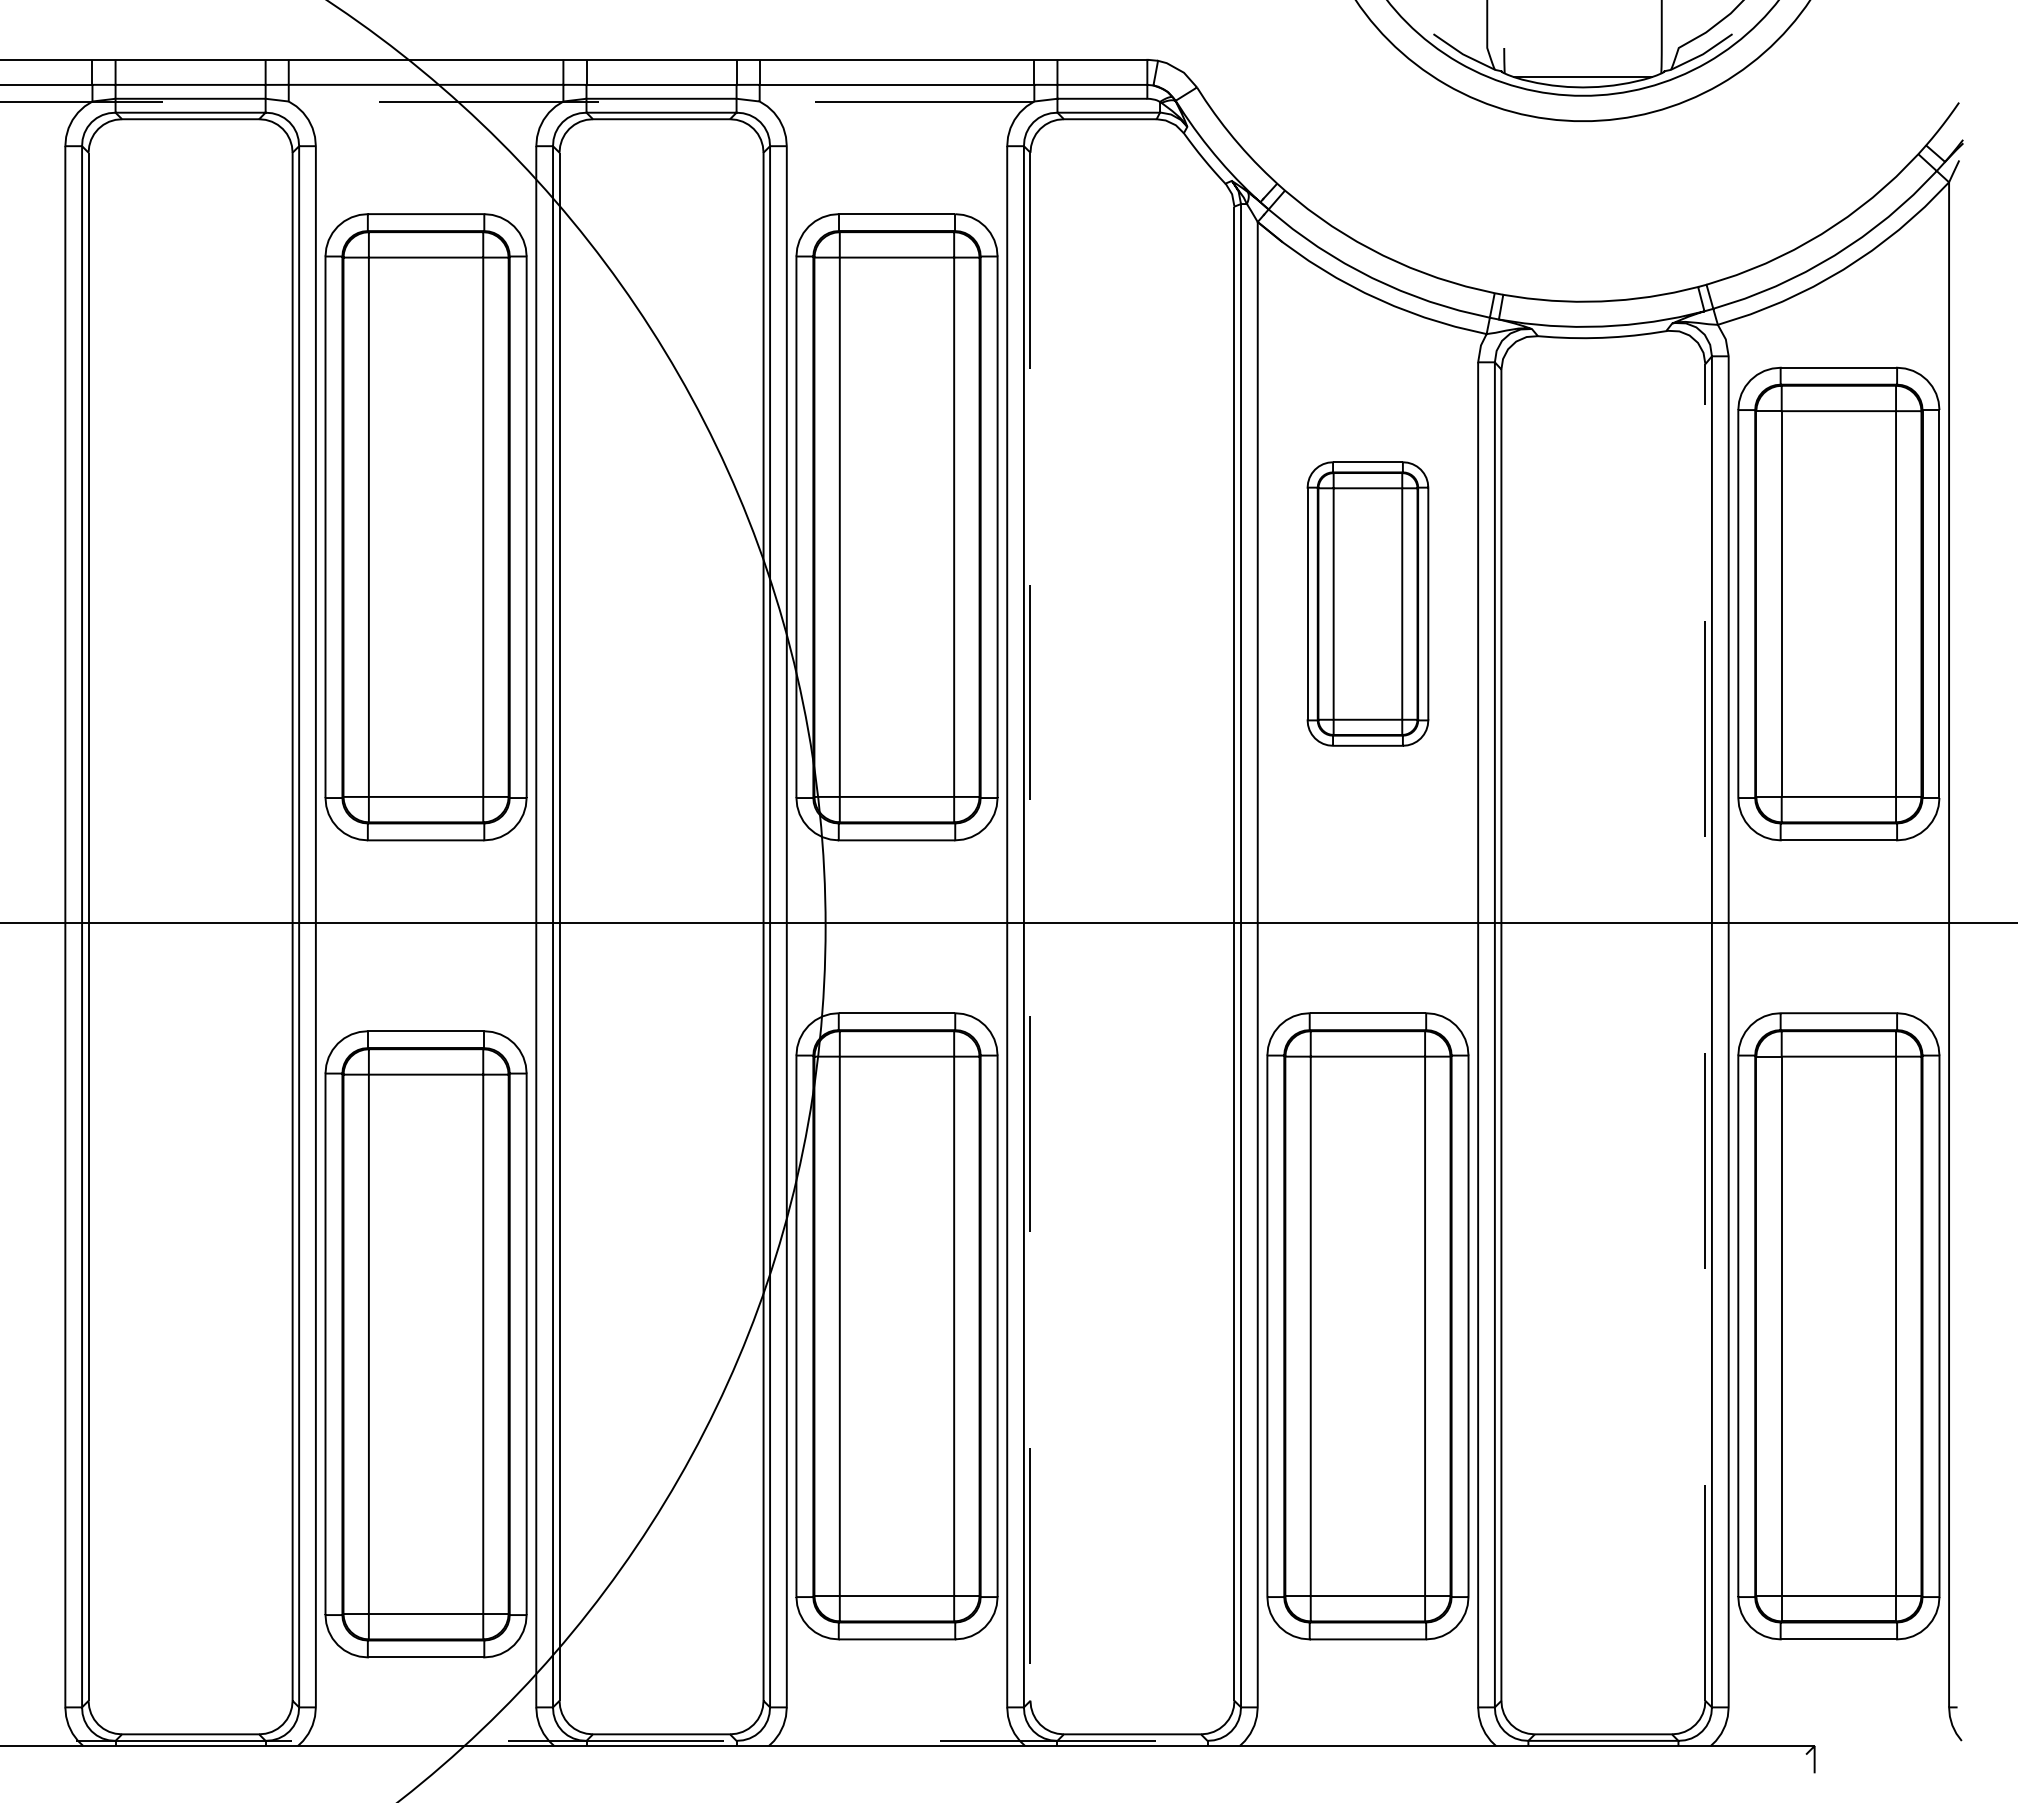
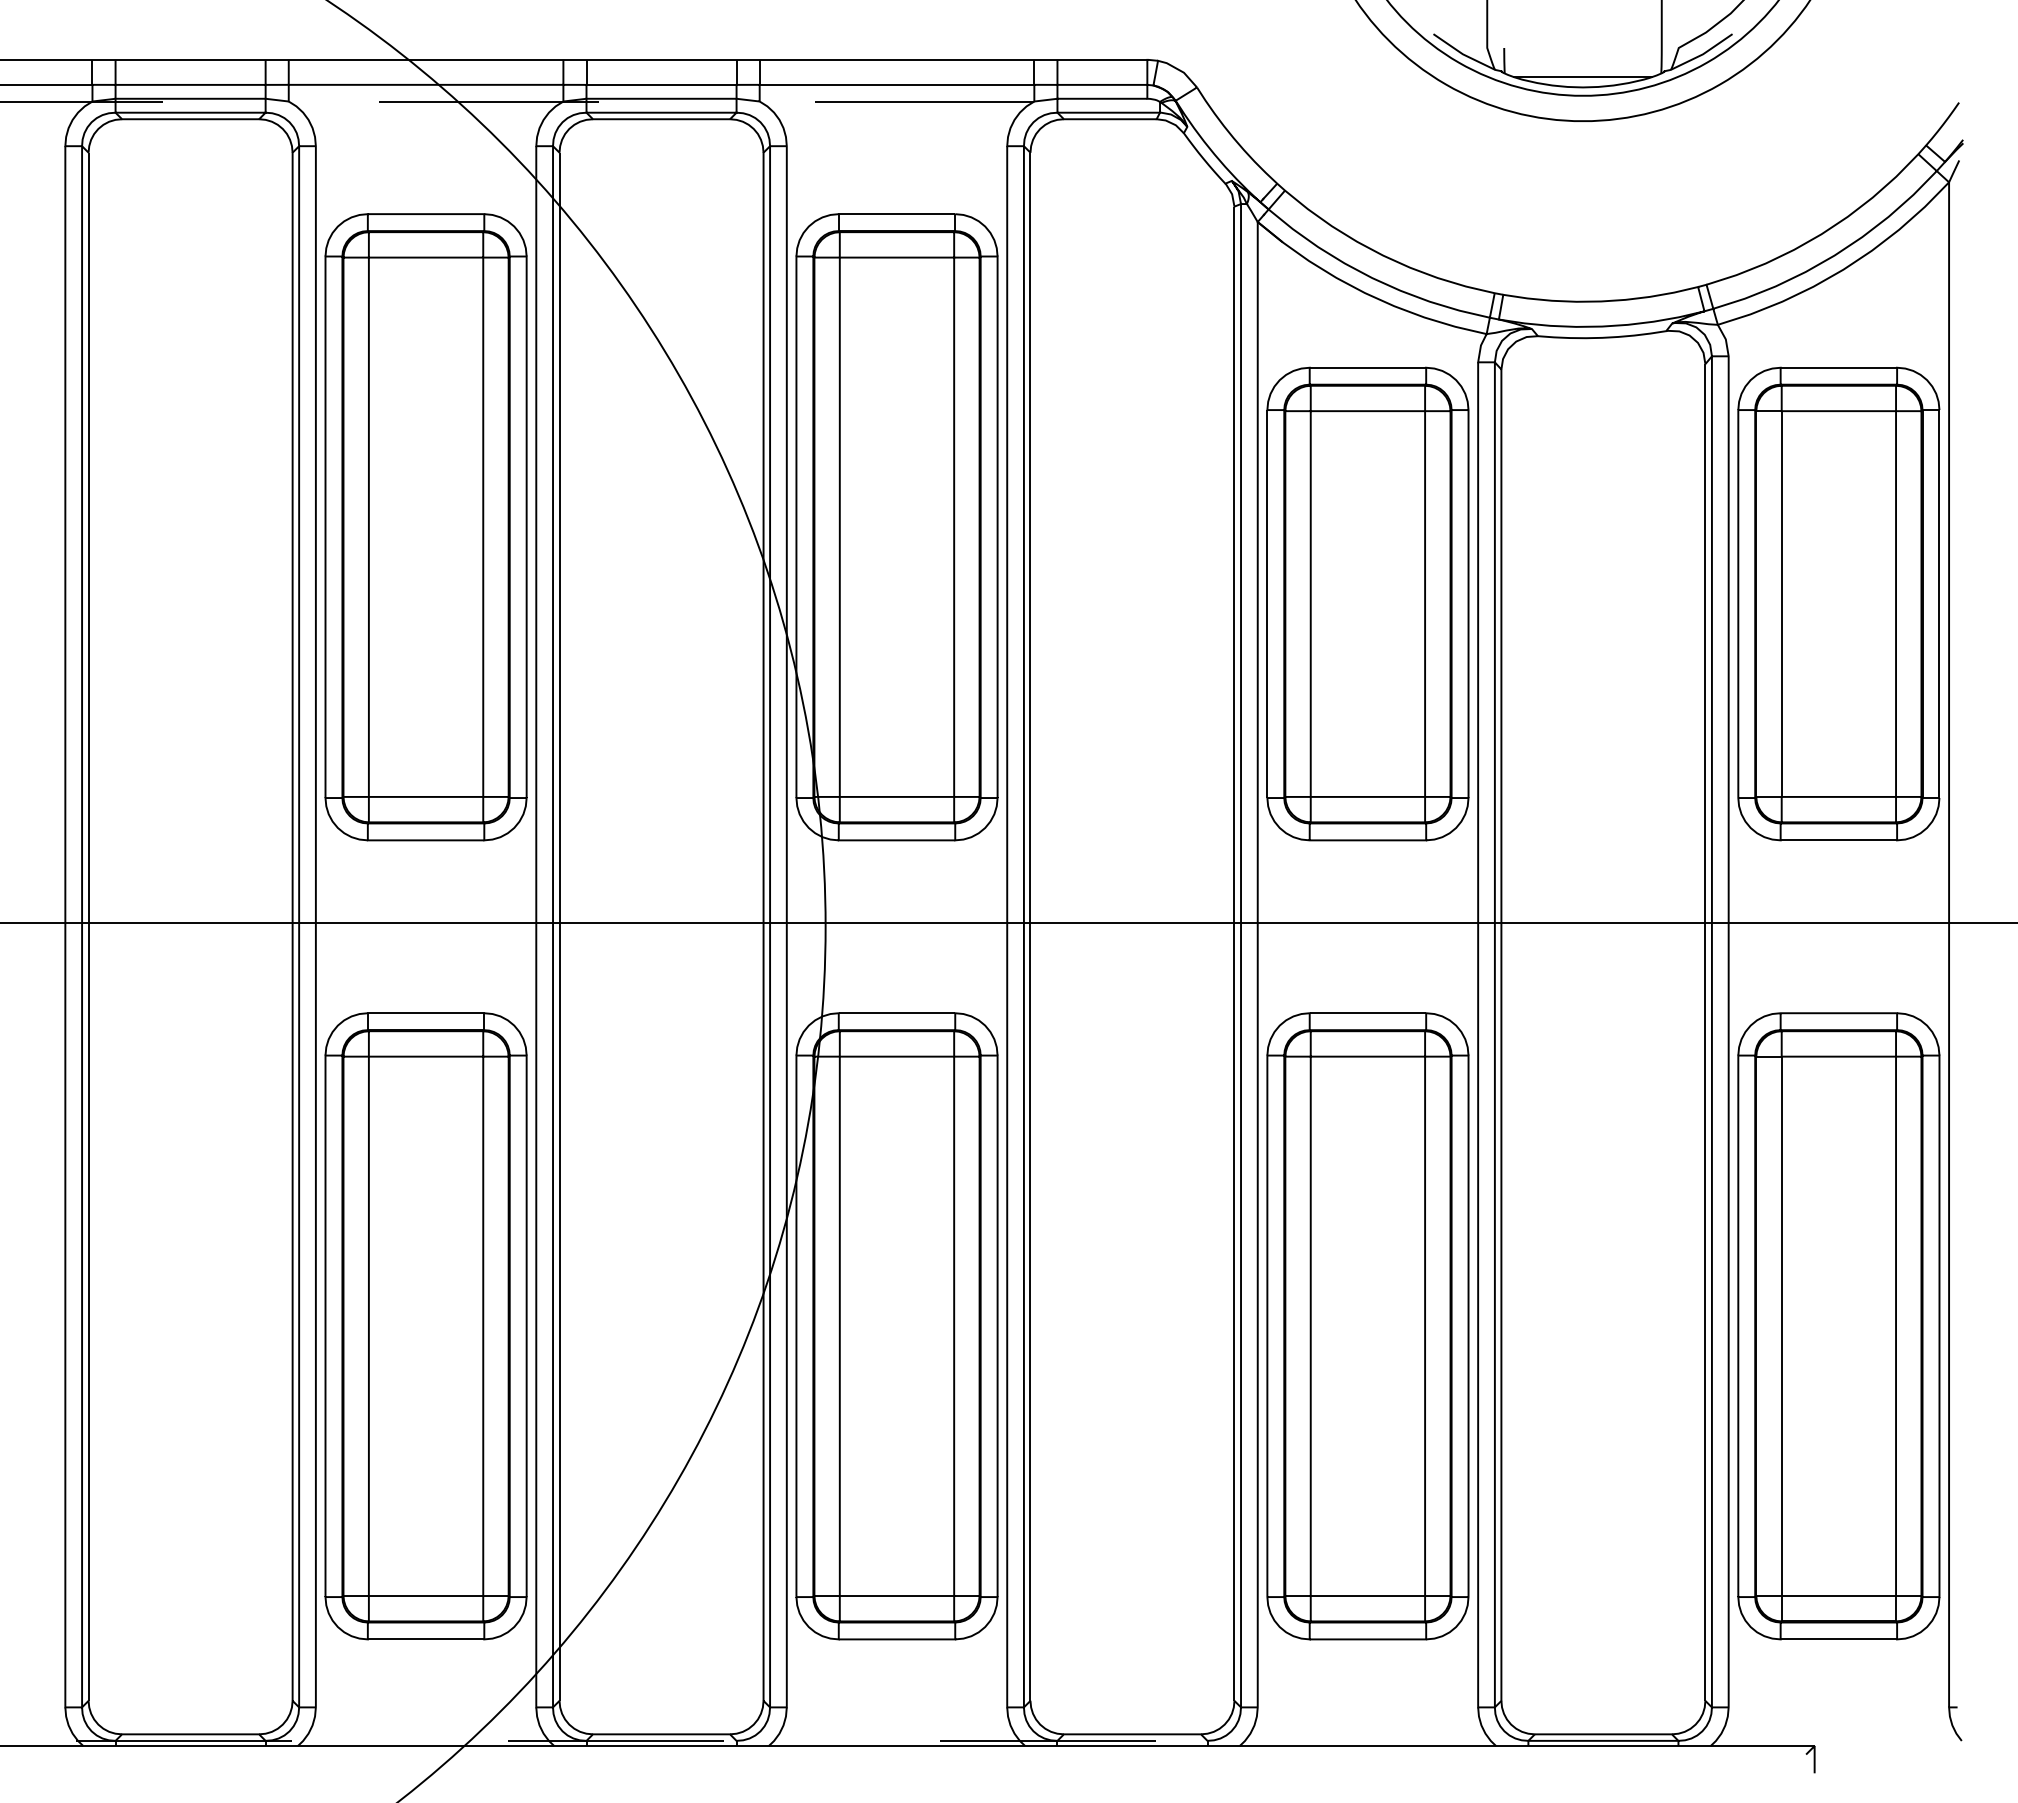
part size: 124x286 px -> 204x476 px (1367, 603)
line: dashed -> solid (1030, 927)
line: dashed -> solid (1705, 1031)
part position: (425, 1344) -> (425, 1326) (425, 1326)
